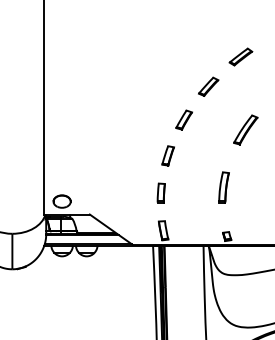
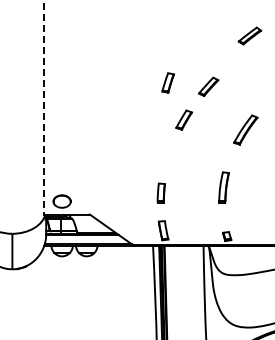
part position: (240, 56) -> (249, 35) (249, 35)
line: solid -> dashed (43, 107)
part position: (167, 155) -> (167, 82) (167, 82)
